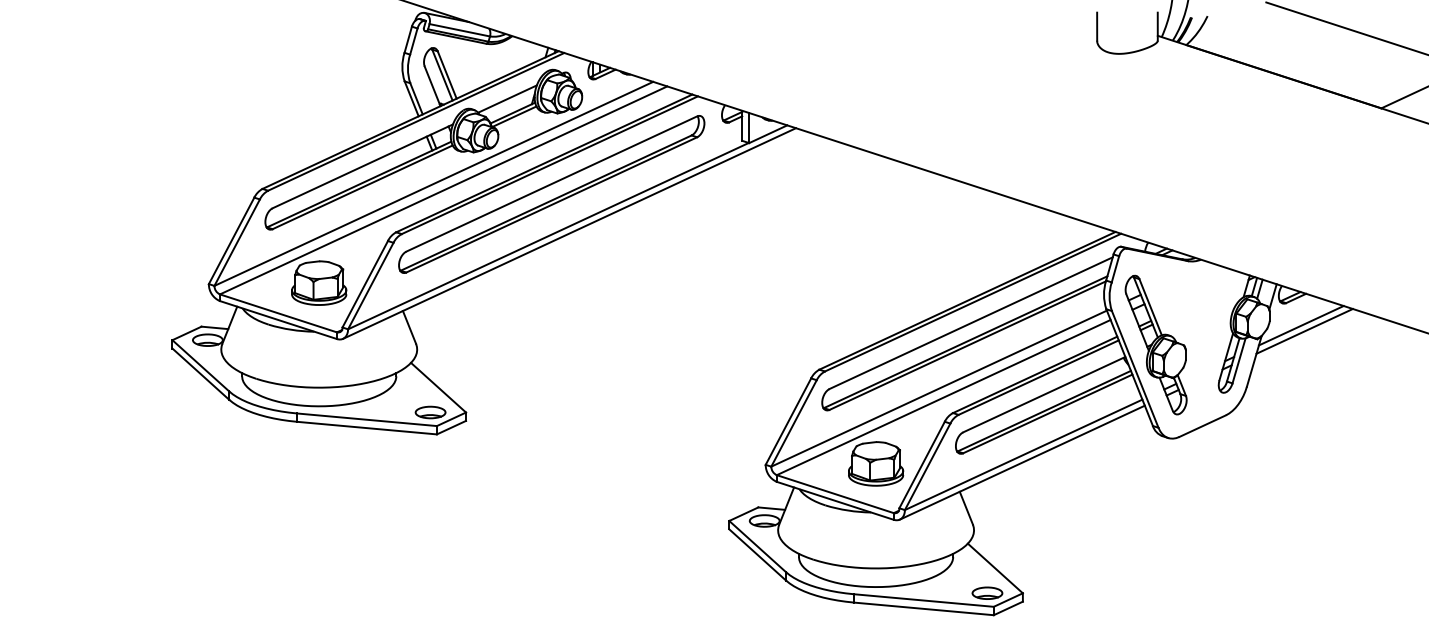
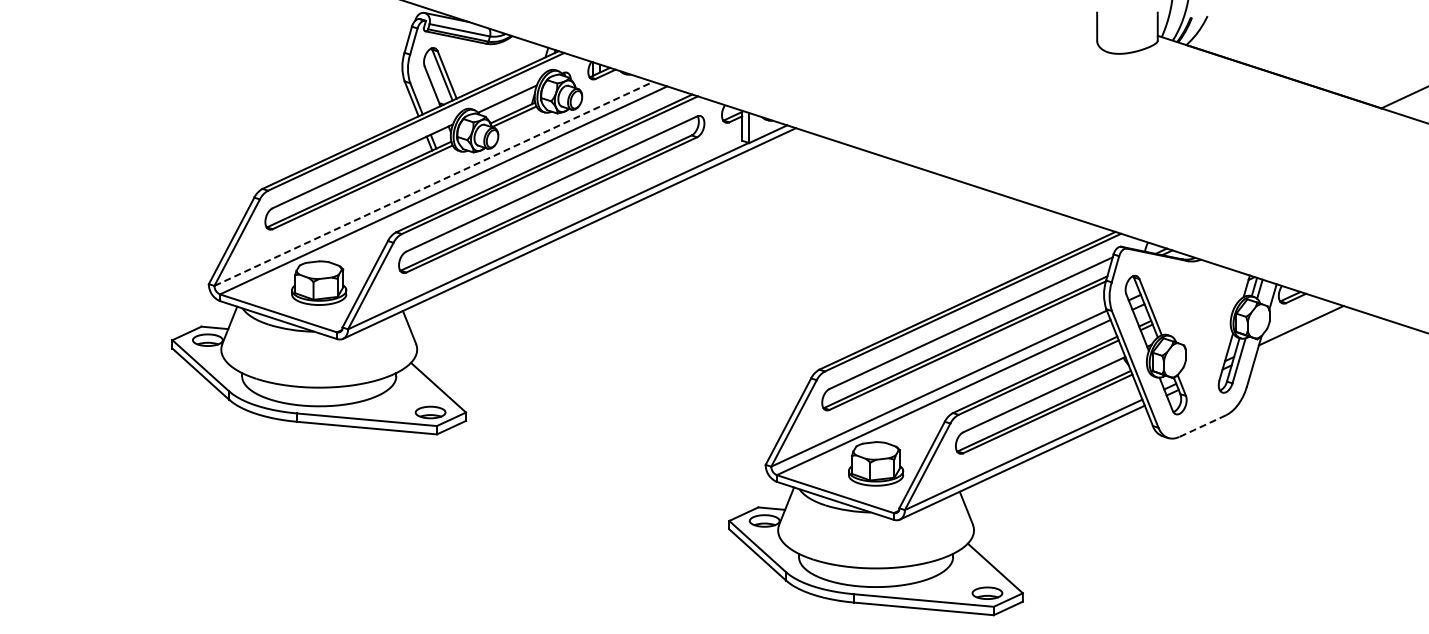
line: present -> none (1345, 28)
line: solid -> dashed (433, 183)
line: present -> none (1304, 331)
line: solid -> dashed (1202, 426)
